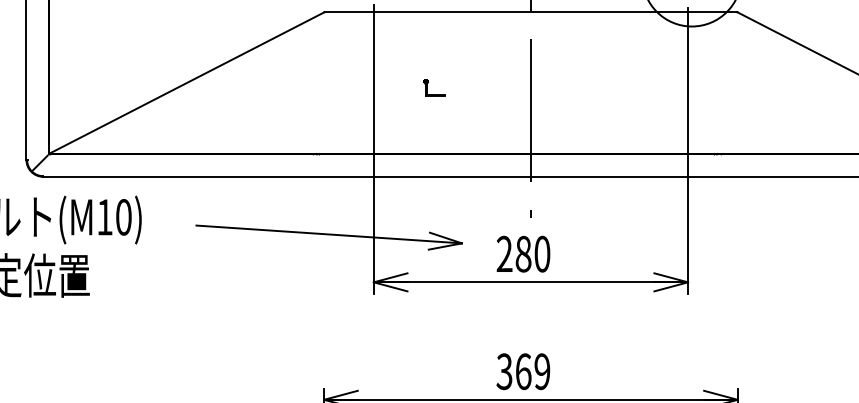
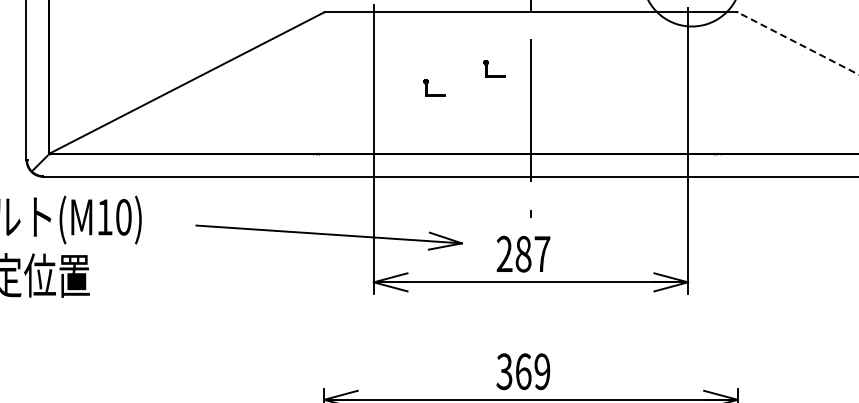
line: solid -> dashed (797, 43)
part: none -> present (487, 68)
text: 280 -> 287 (542, 253)
